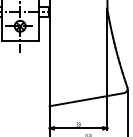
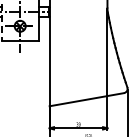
line: solid -> dashed (1, 21)
